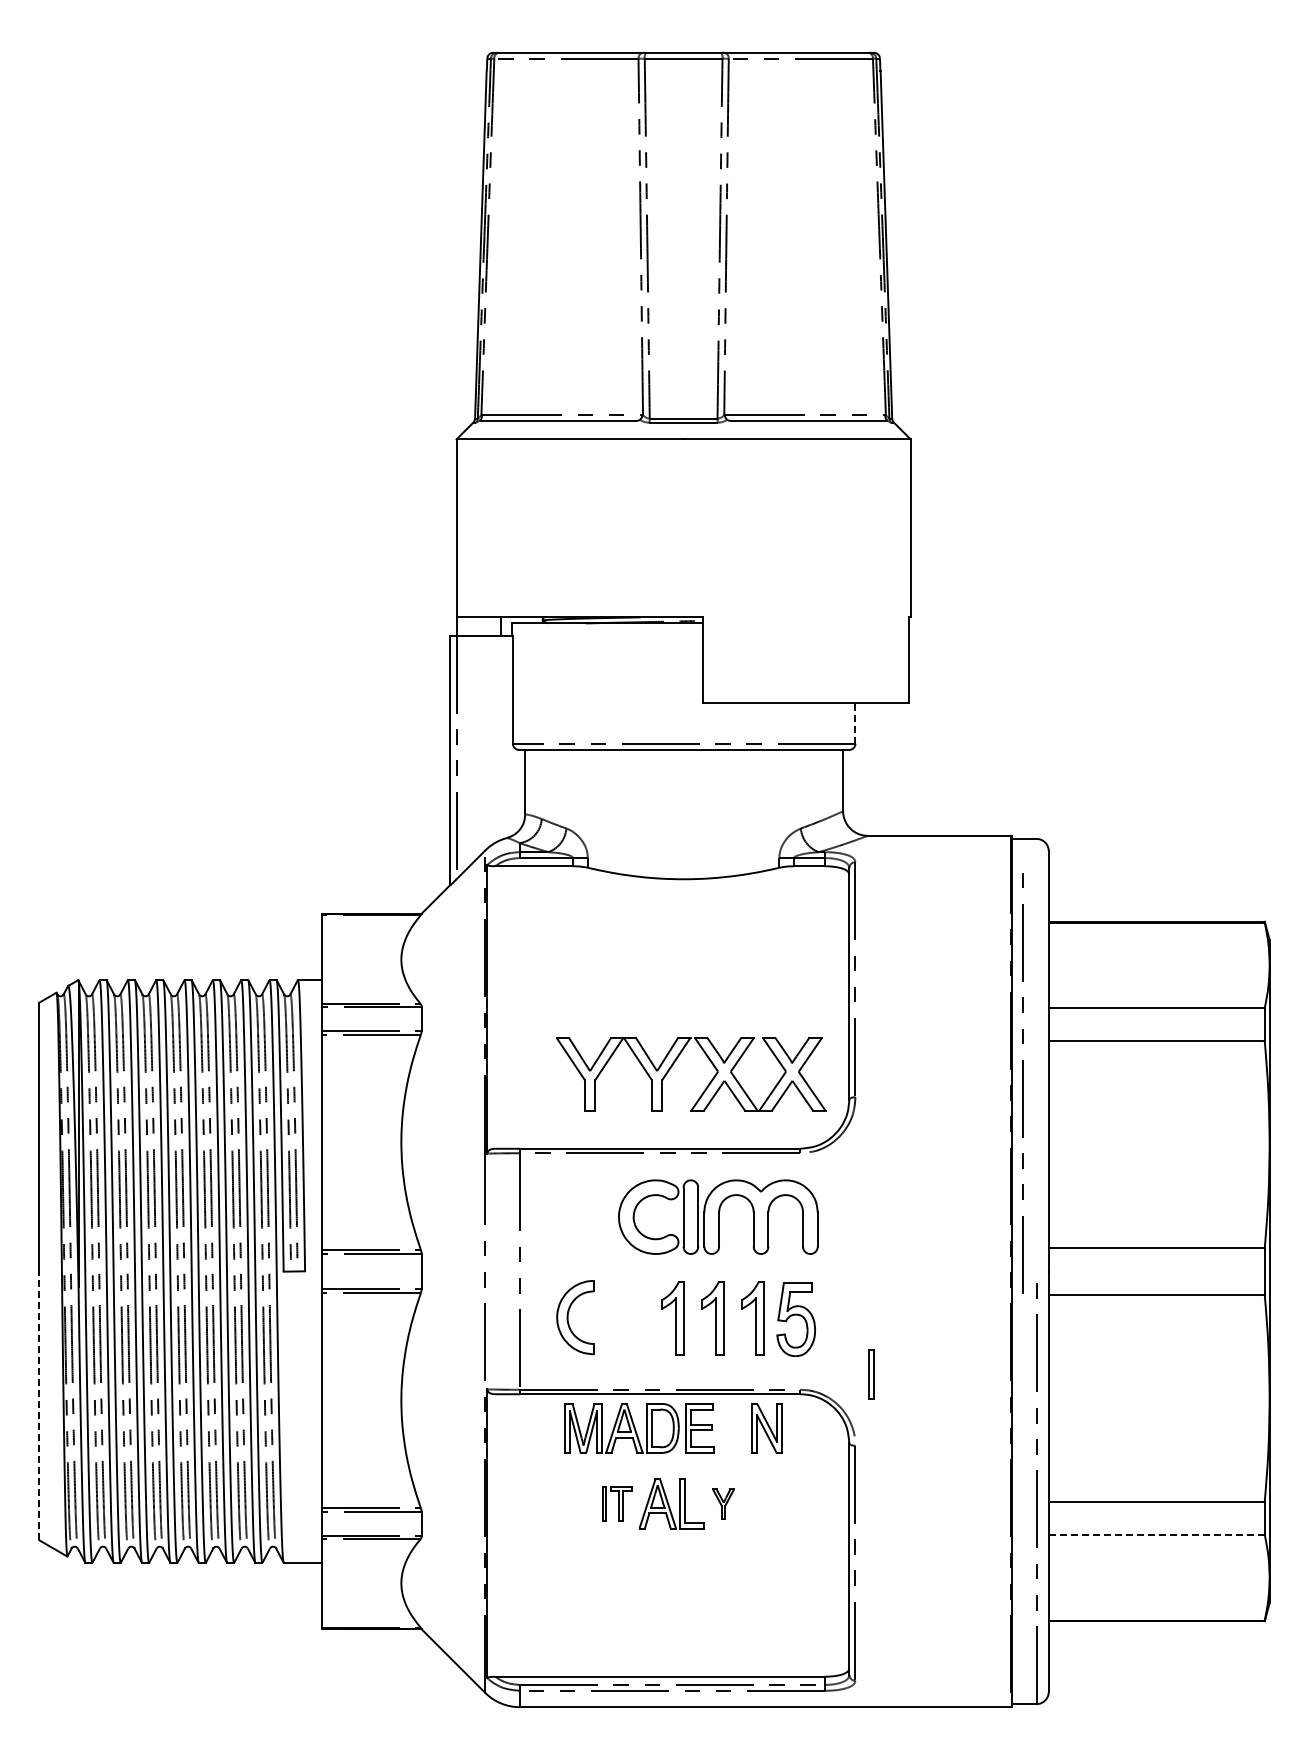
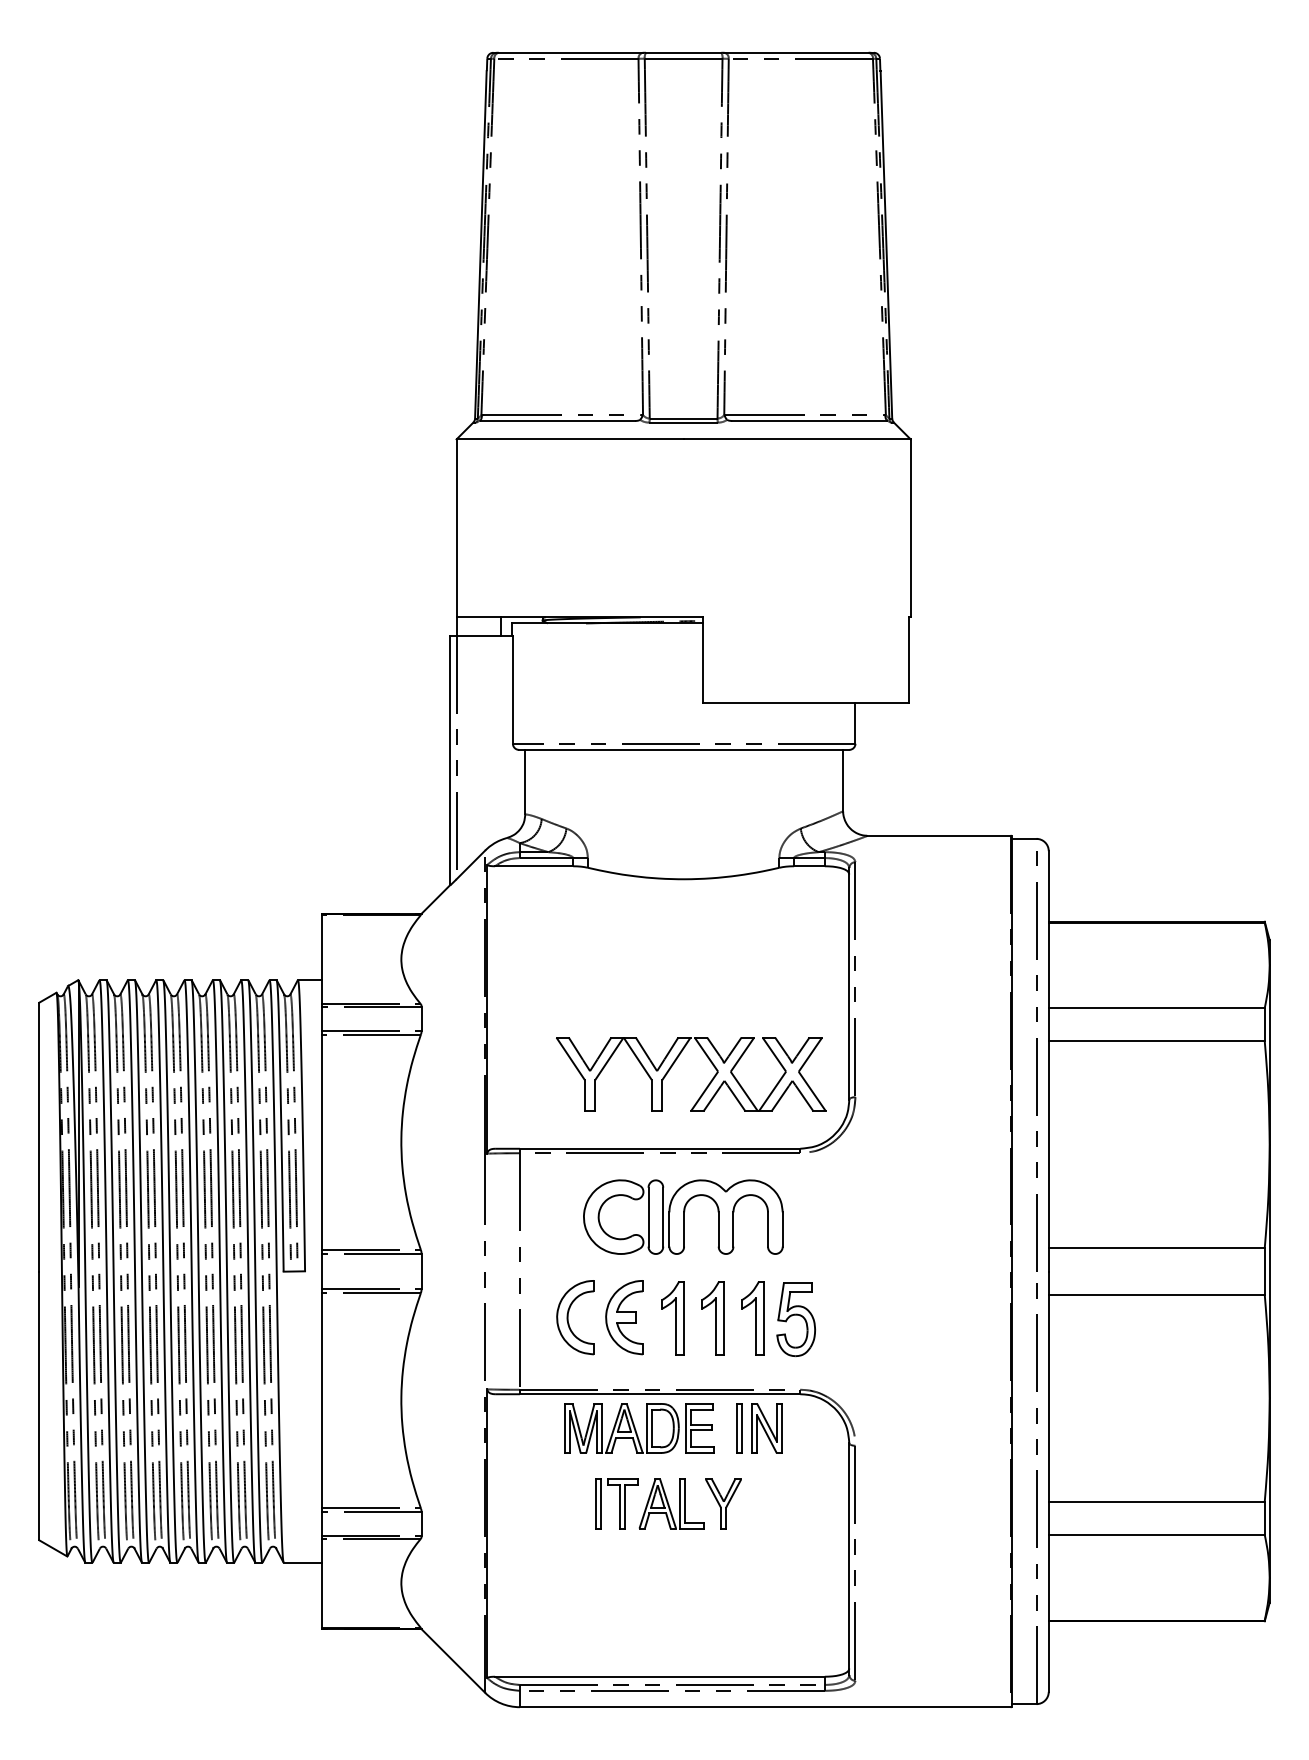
line: dashed -> solid (855, 723)
line position: (1022, 1083) -> (1036, 1061) (1036, 1061)
part position: (718, 1216) -> (683, 1216) (683, 1216)
part: none -> present (624, 1317)
part position: (871, 1374) -> (739, 1428) (739, 1428)
line: dashed -> solid (39, 1405)
part size: 31x36 px -> 44x52 px (616, 1503)
part size: 23x32 px -> 37x52 px (723, 1503)
line: dashed -> solid (1156, 1534)
